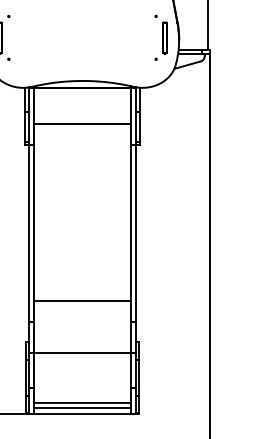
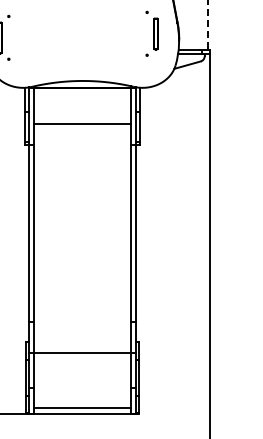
line: solid -> dashed (208, 24)
part position: (160, 37) -> (151, 33) (151, 33)
line: present -> none (82, 301)
line: present -> none (82, 402)
